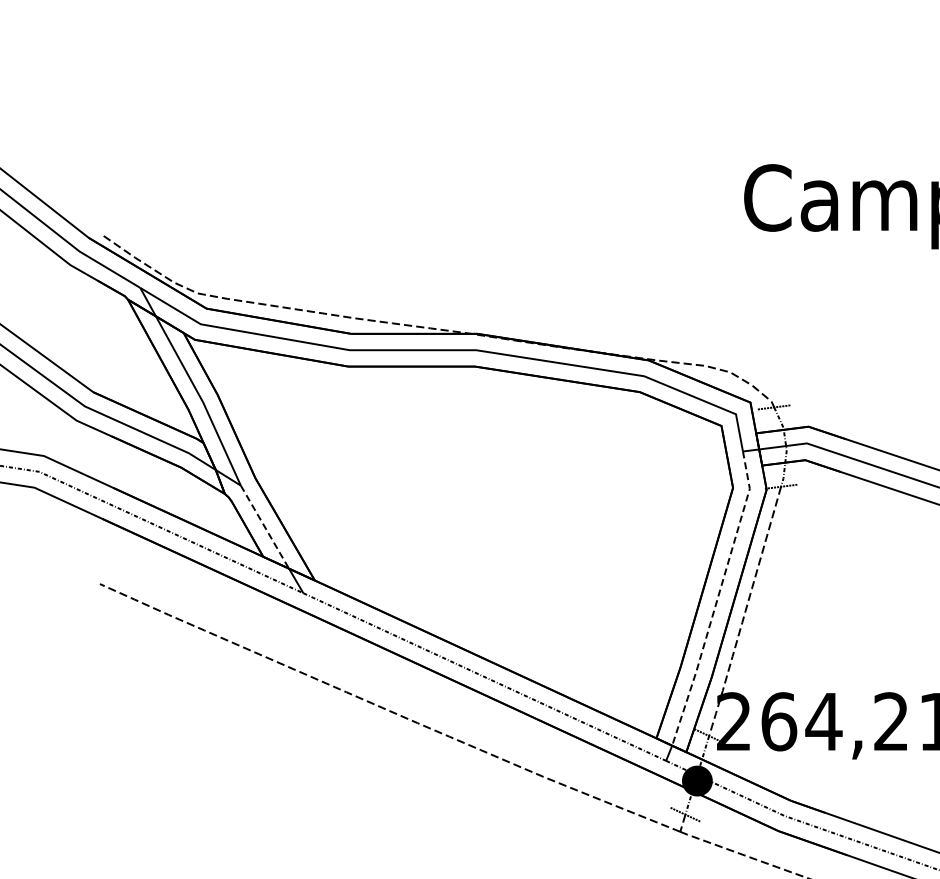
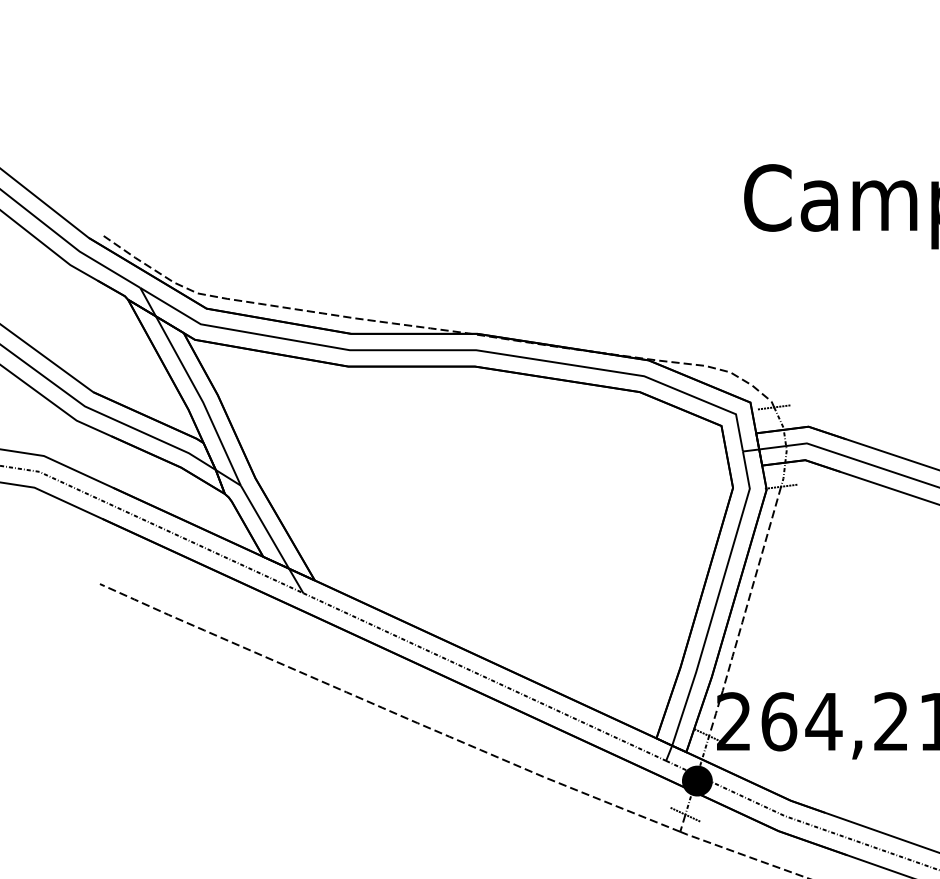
line: dashed -> solid (265, 527)
line: dashed -> solid (717, 599)
